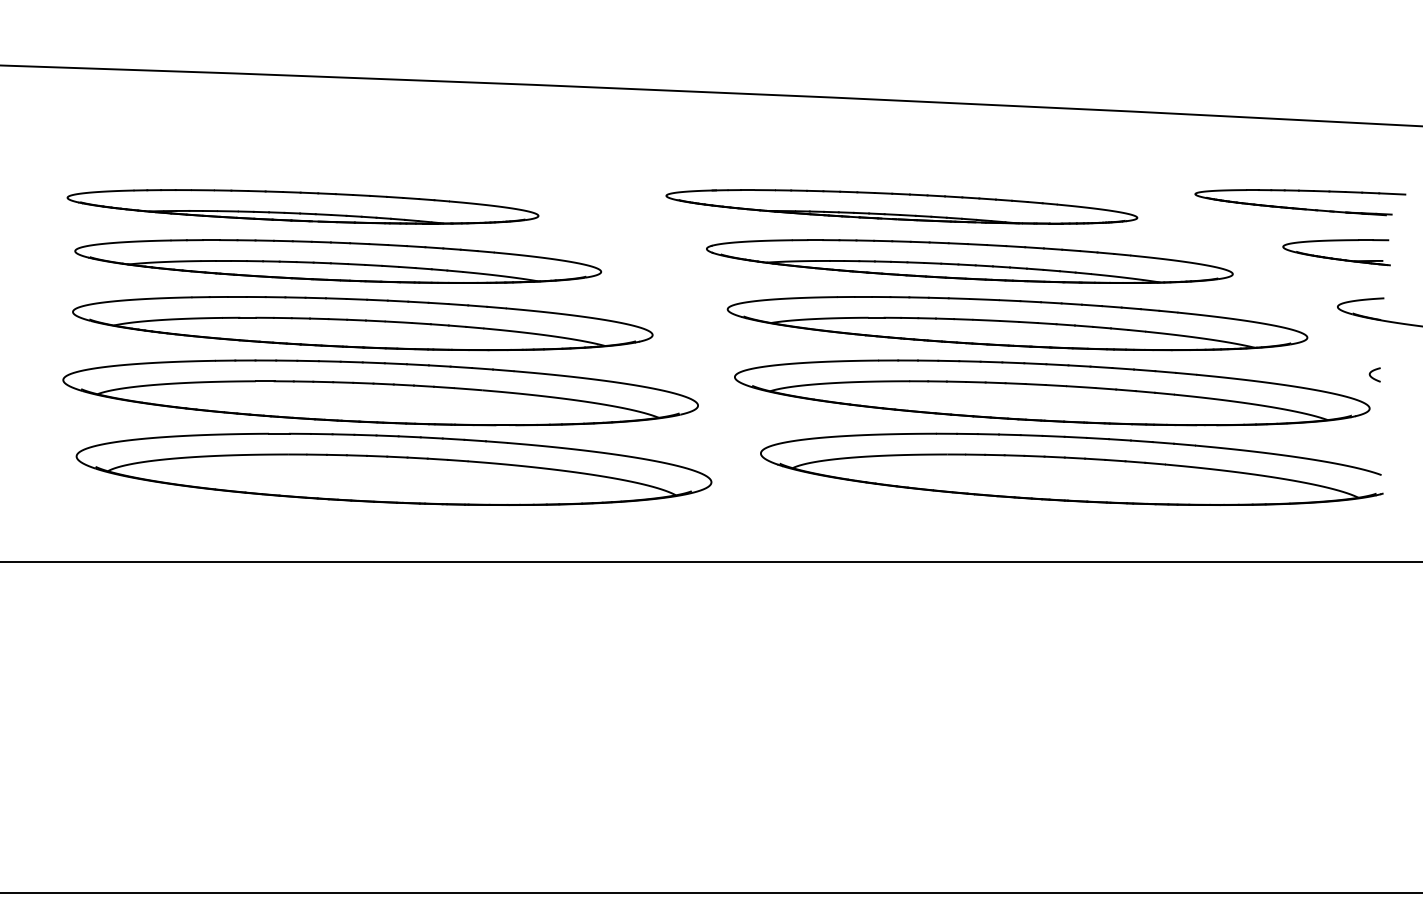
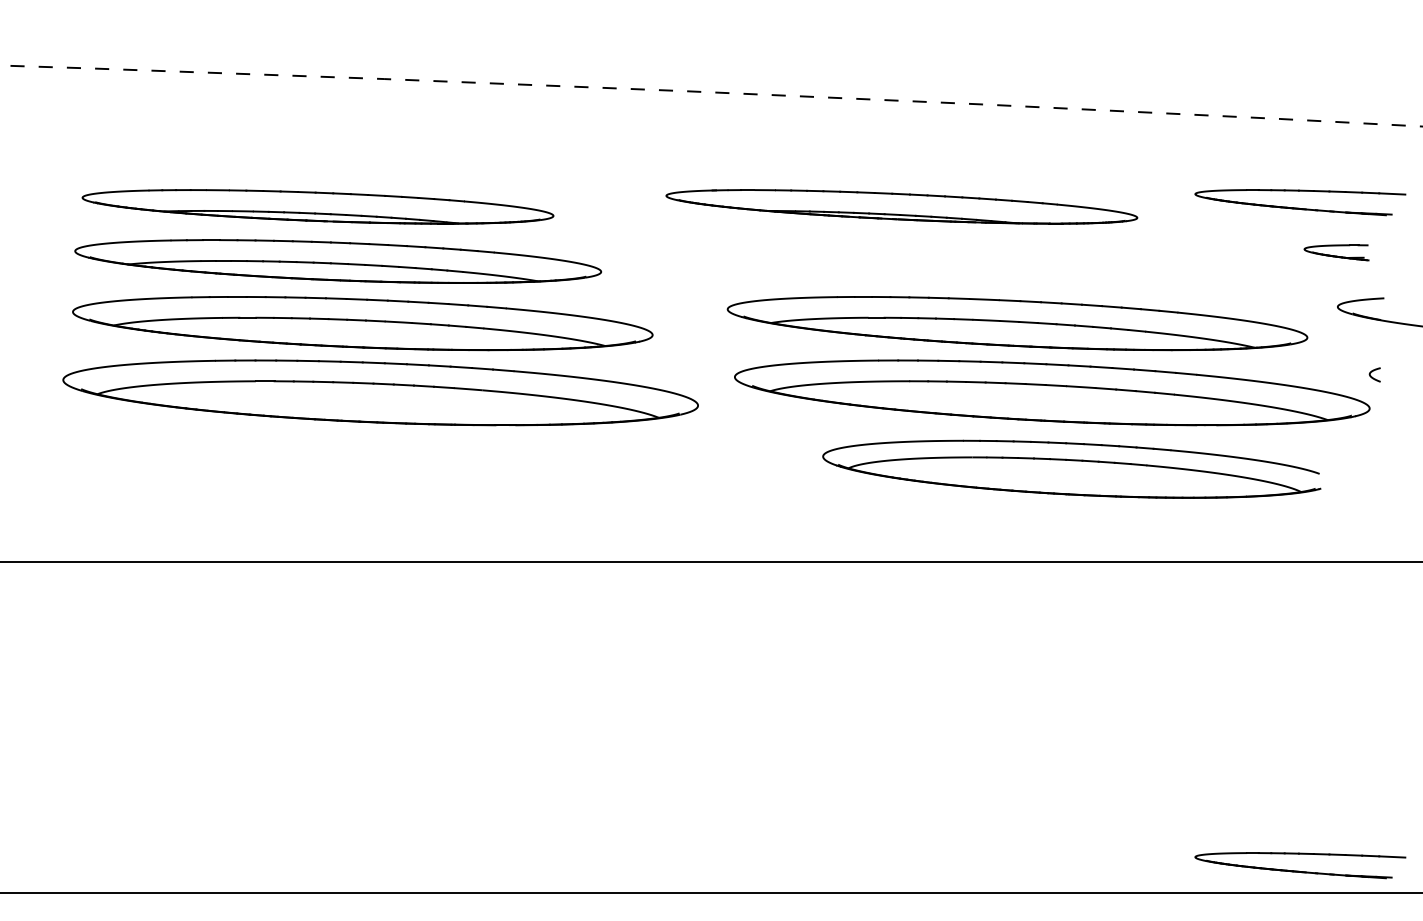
arc: solid -> dashed (711, 92)
part position: (302, 206) -> (317, 206) (317, 206)
part size: 109x28 px -> 67x18 px (1336, 252)
part: present -> none (969, 261)
part: present -> none (393, 468)
part size: 624x74 px -> 500x60 px (1071, 468)
part: none -> present (1300, 865)
